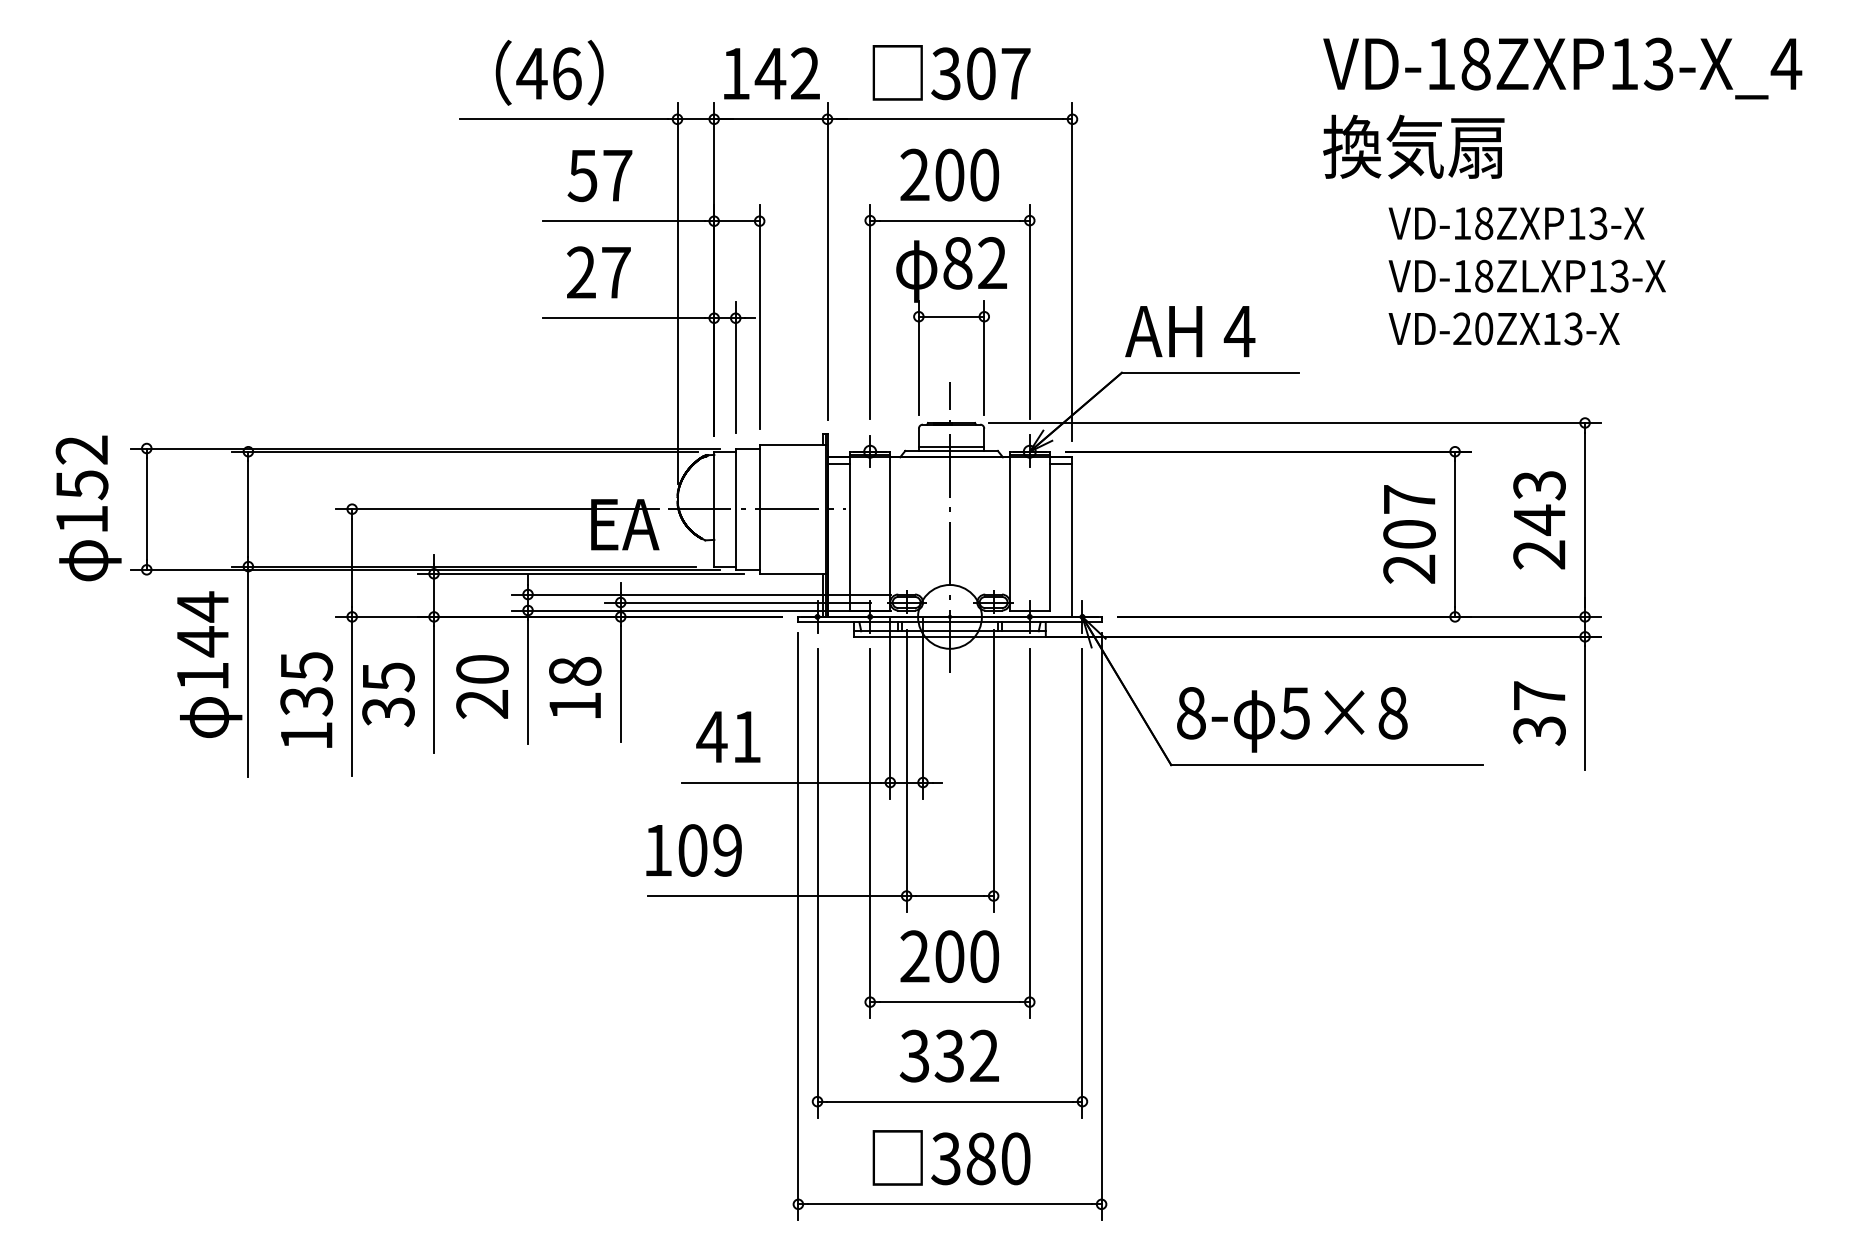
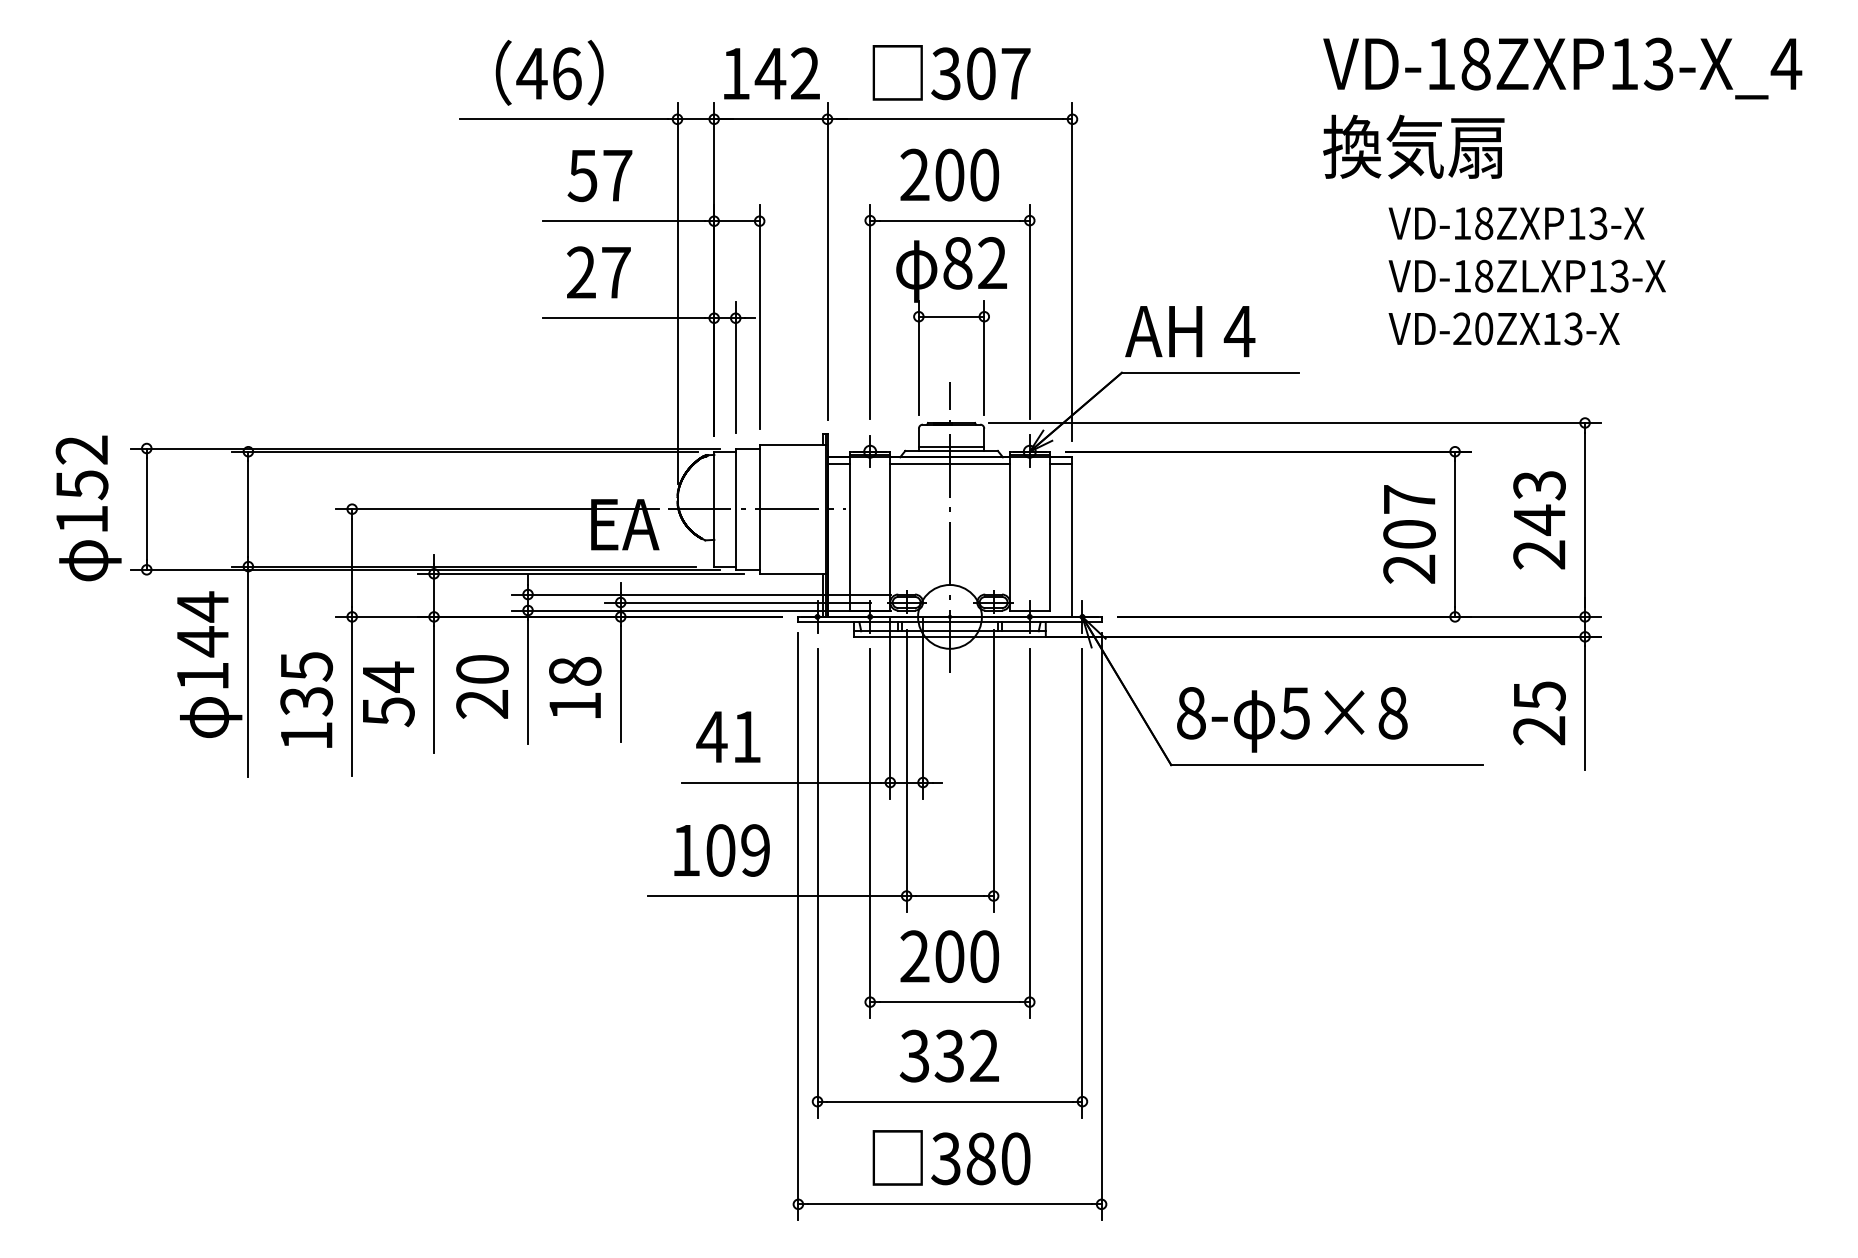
line: none -> present (949, 463)
text: 35 -> 54 (388, 694)
text: 37 -> 25 (1539, 713)
text position: (693, 850) -> (721, 850) (721, 850)
